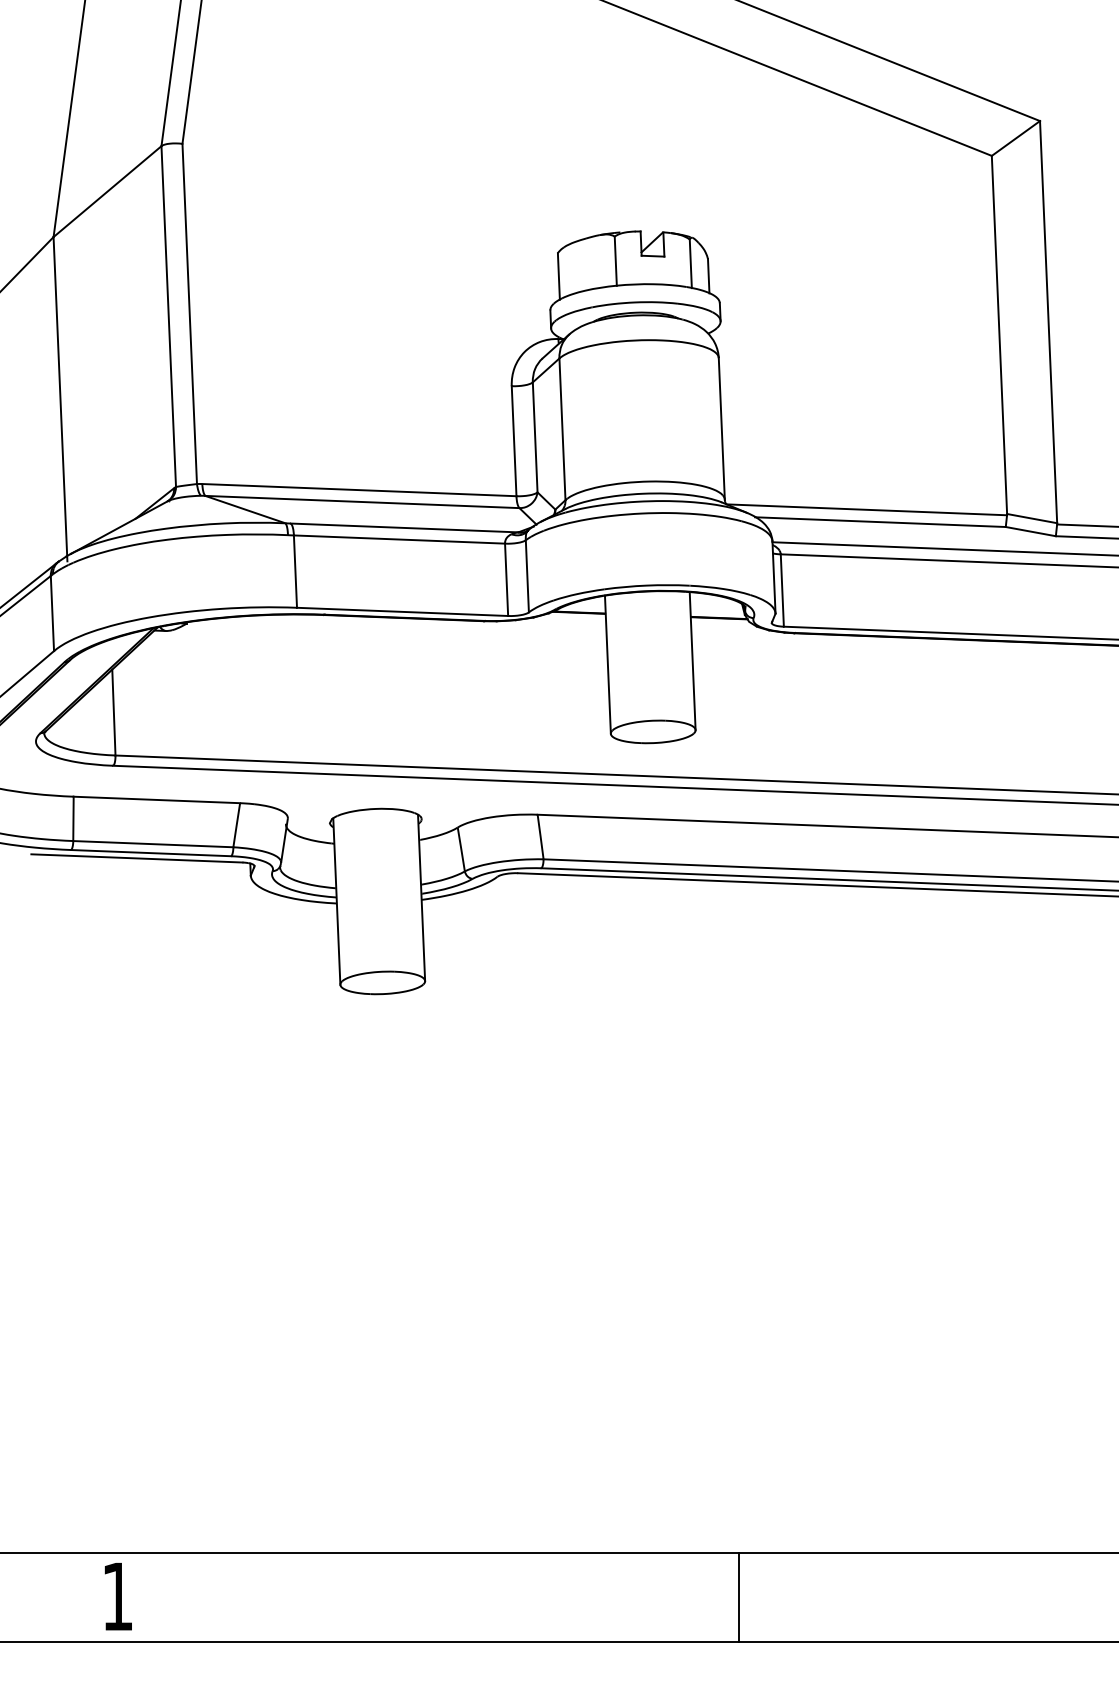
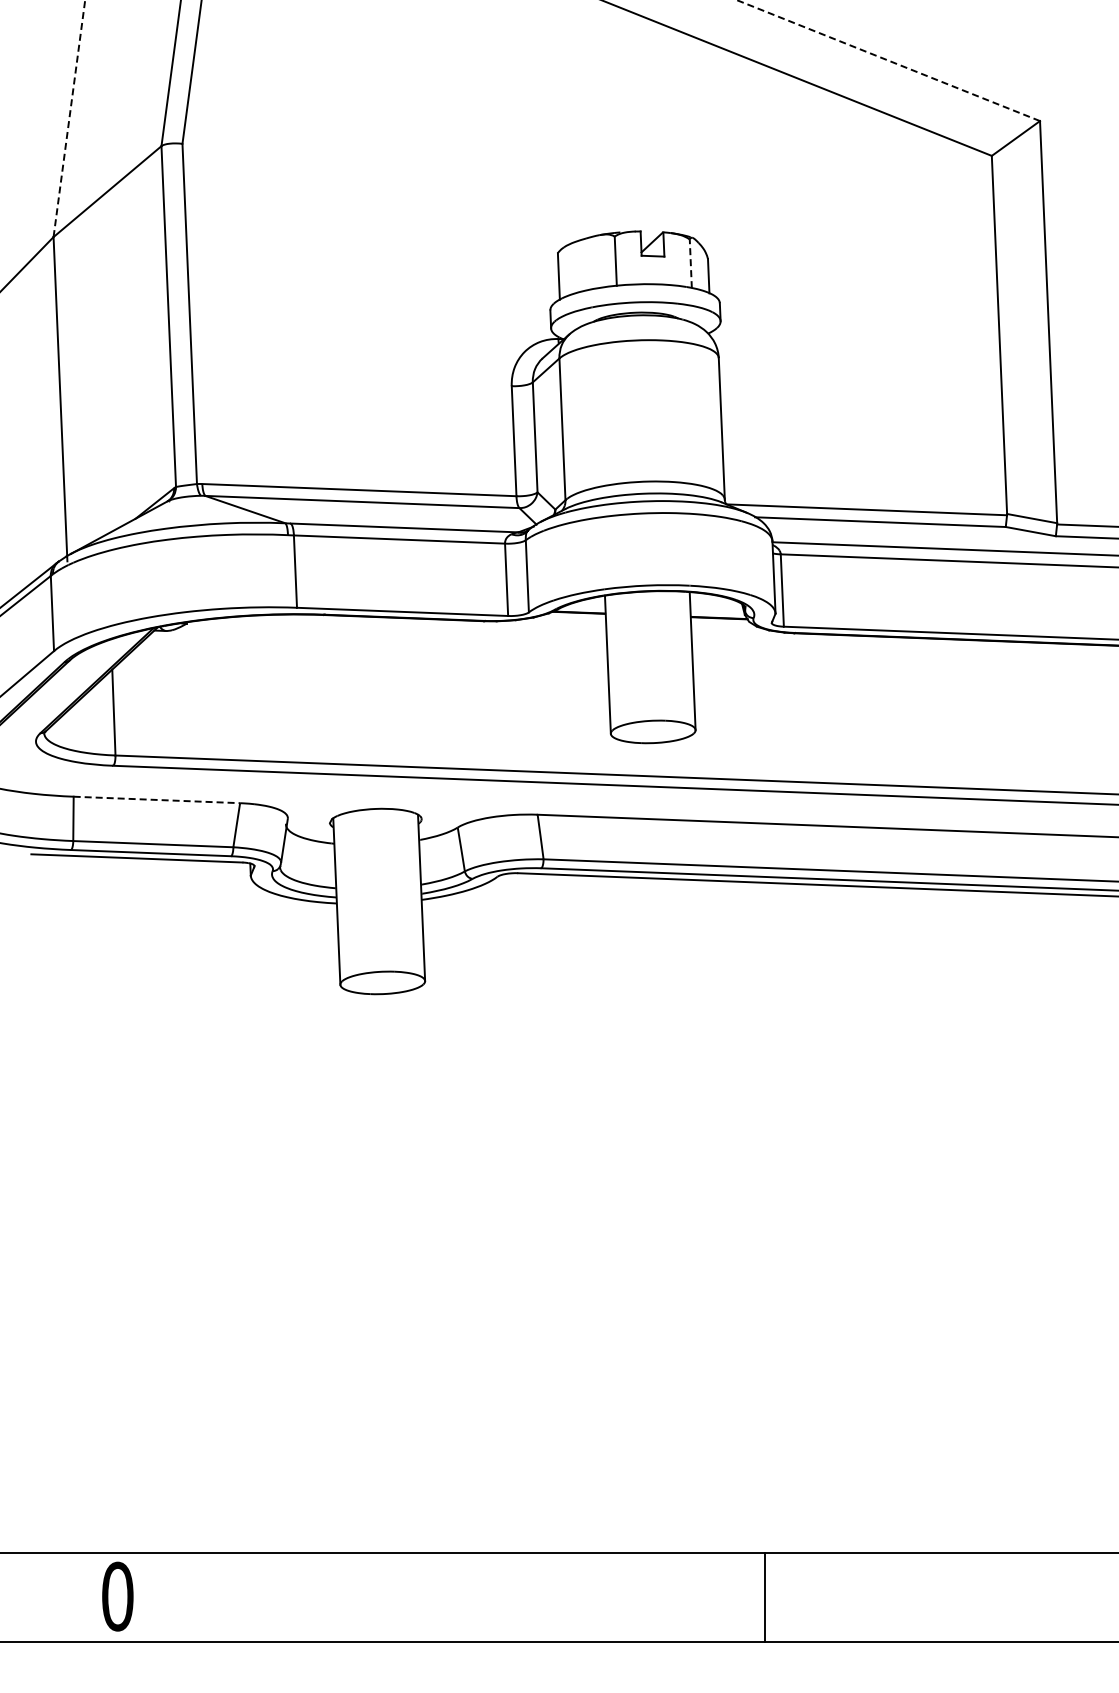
line: solid -> dashed (888, 60)
line: solid -> dashed (69, 118)
line: solid -> dashed (690, 263)
line: solid -> dashed (157, 799)
text: 1 -> 0 (117, 1596)
line position: (739, 1597) -> (765, 1597) (765, 1597)
